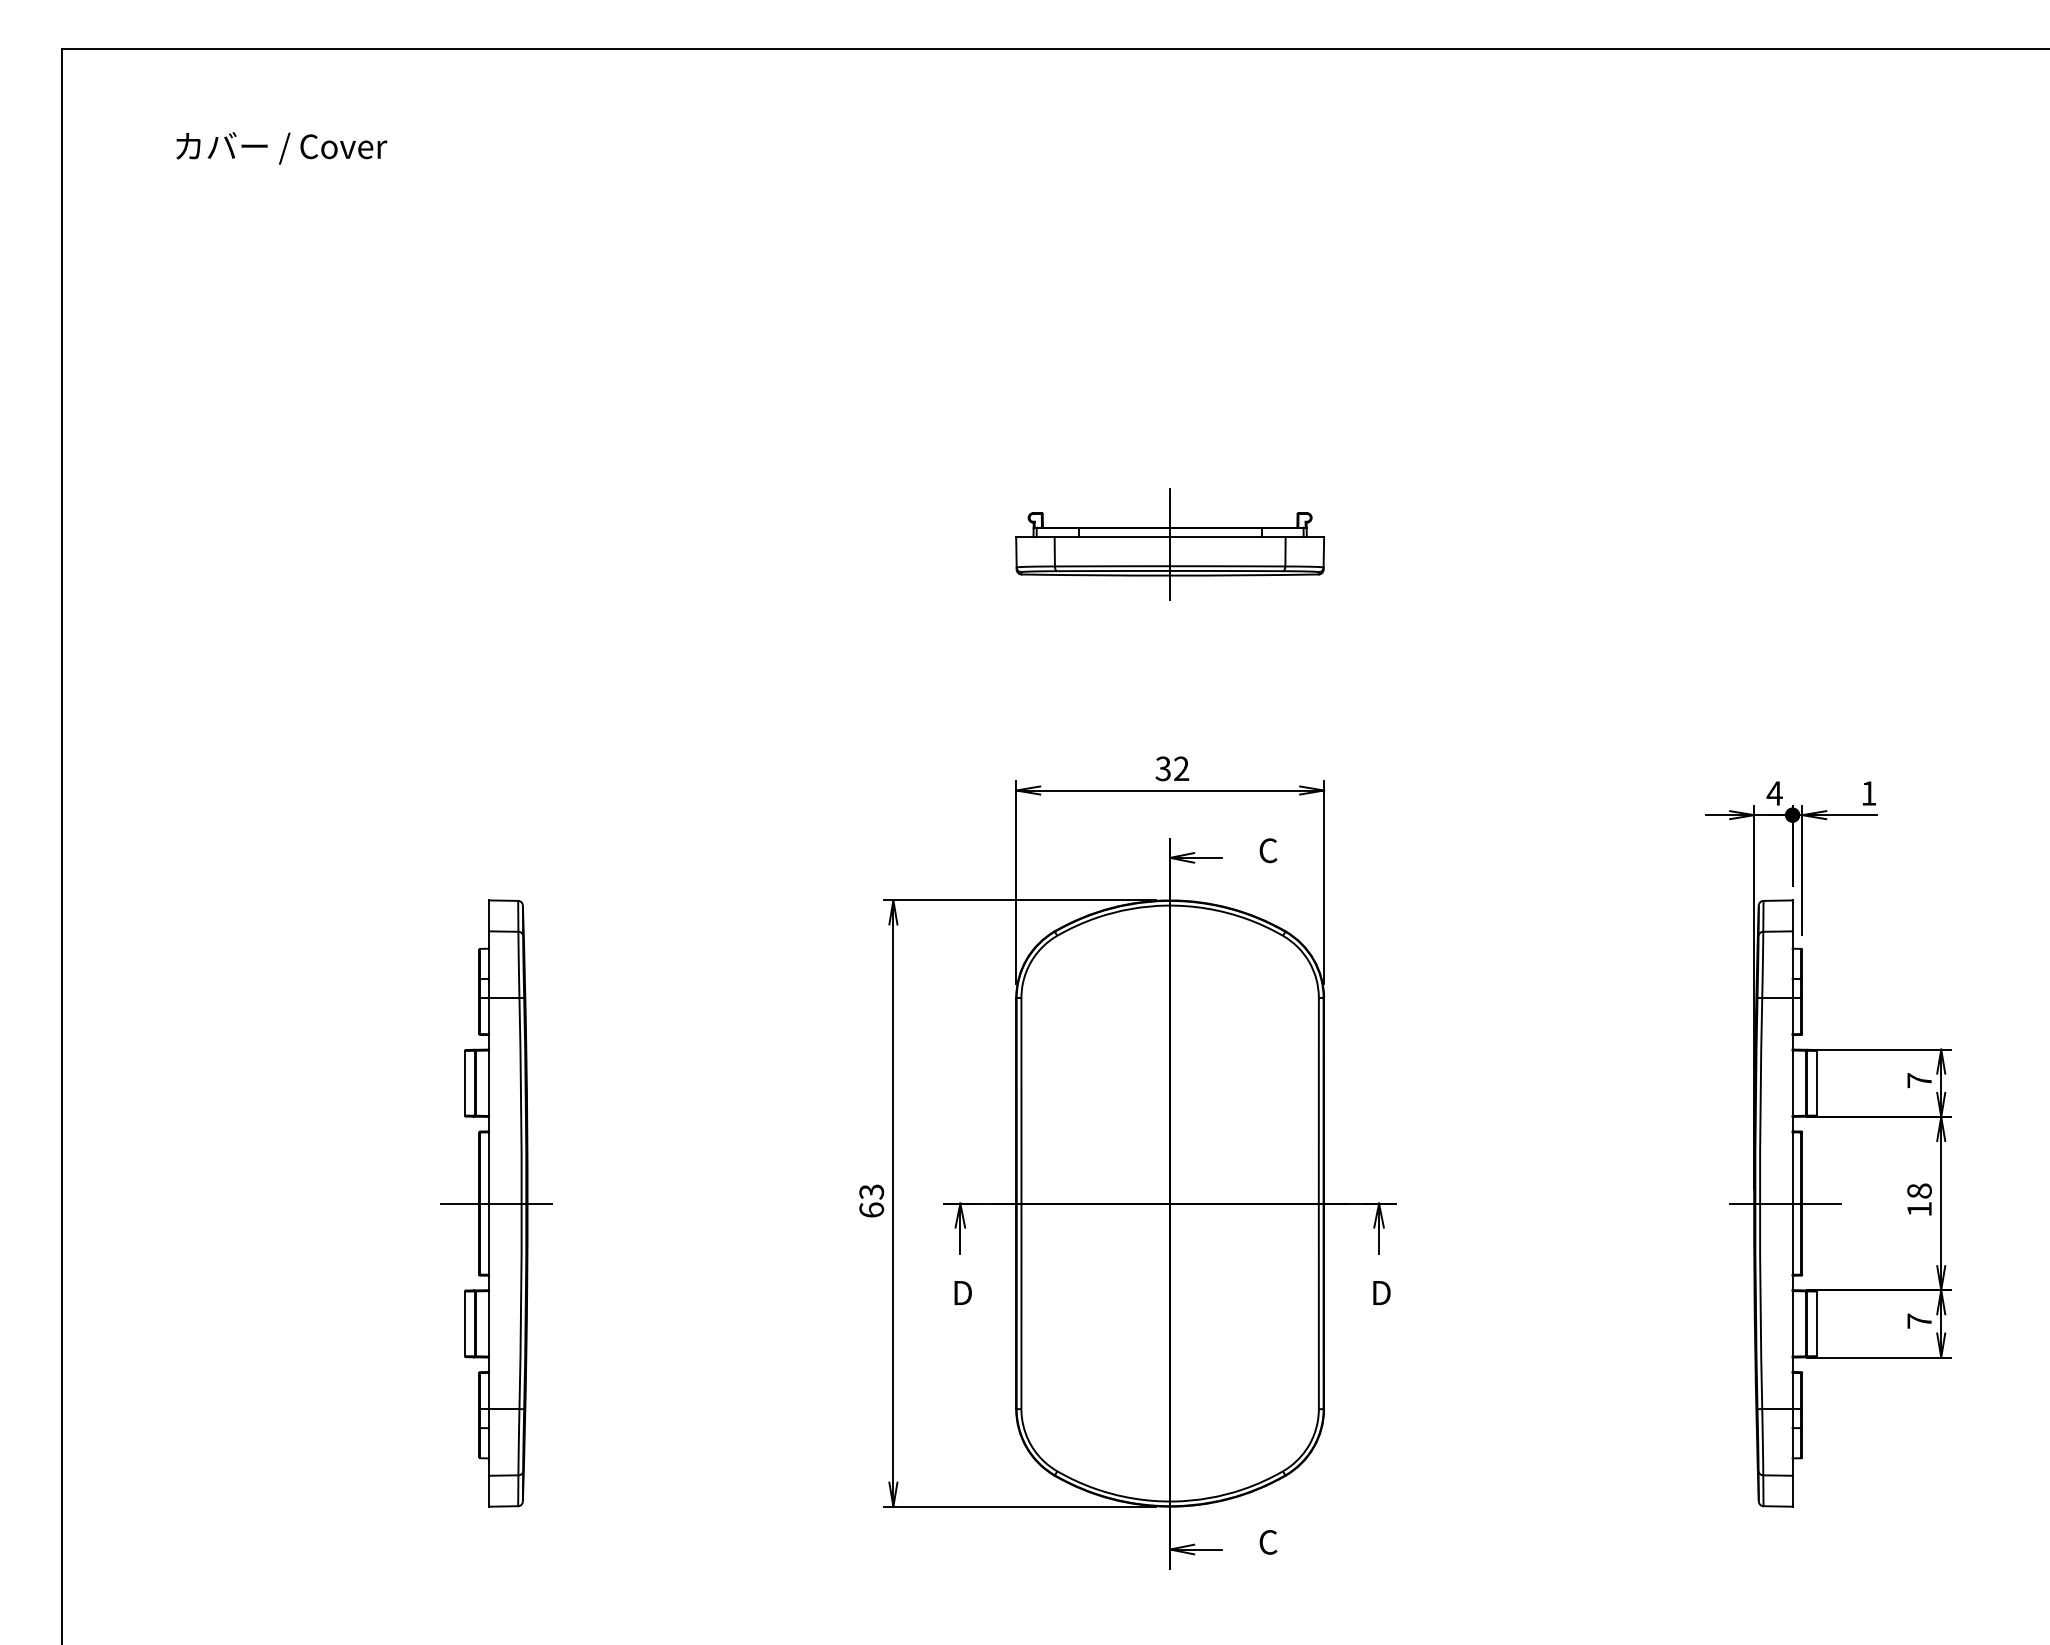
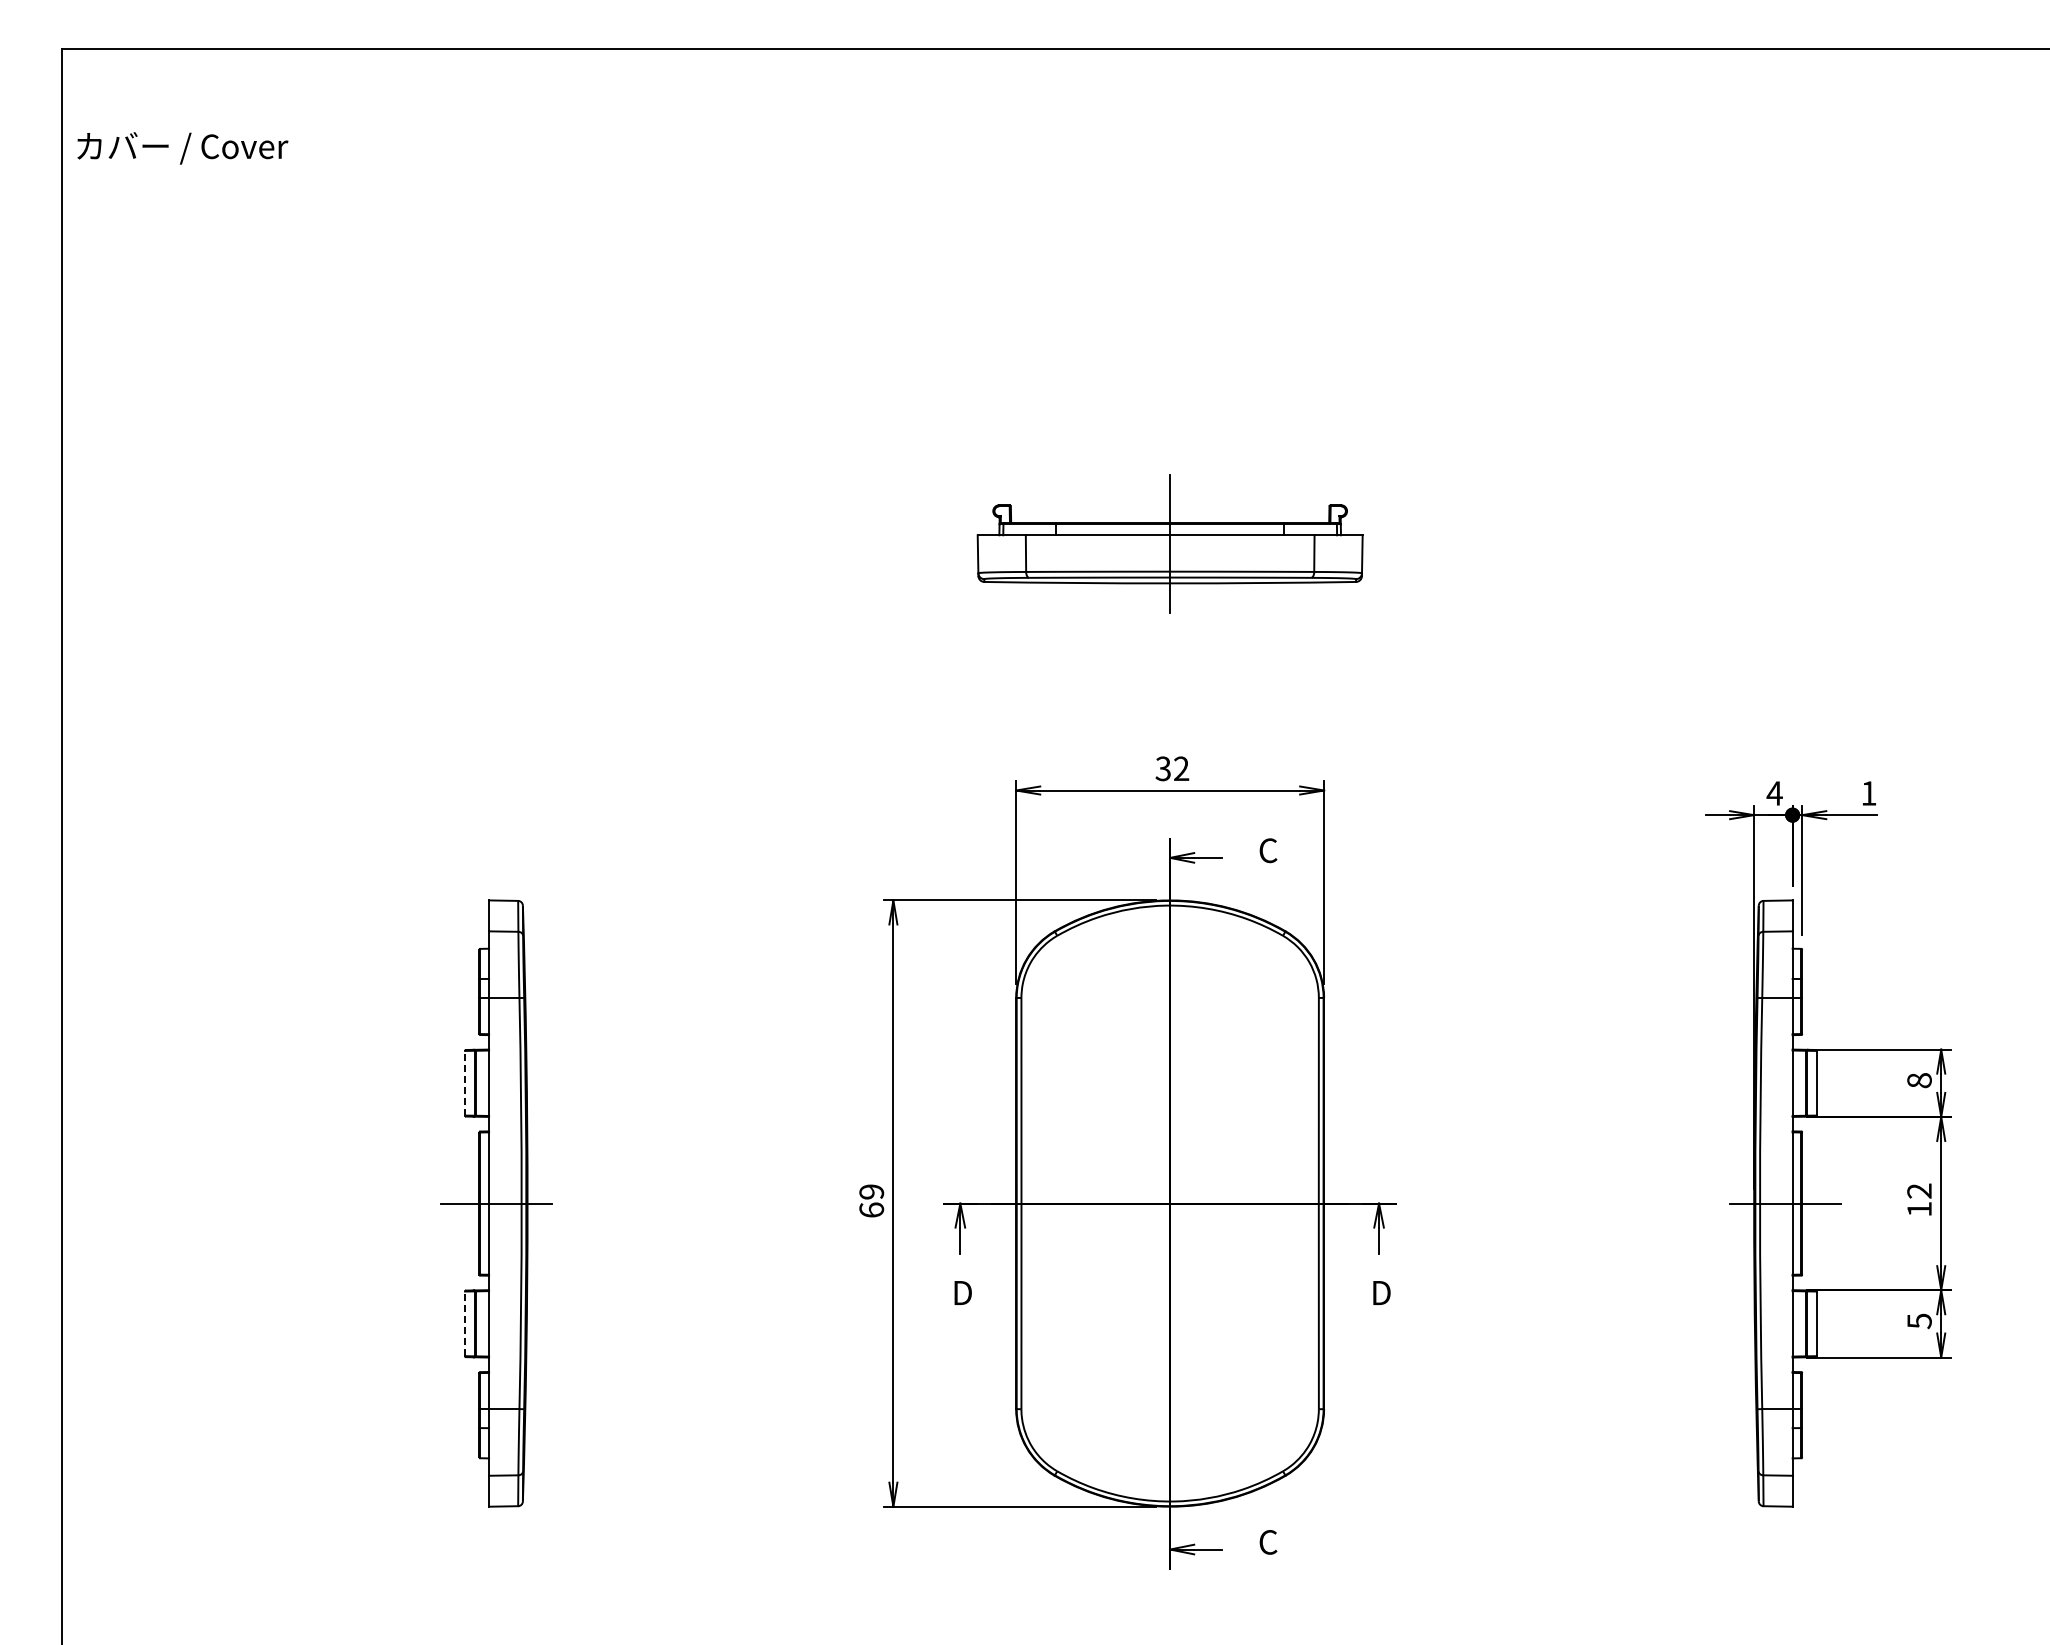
text position: (281, 148) -> (182, 148) (182, 148)
part size: 310x113 px -> 388x140 px (1169, 543)
text: 7 -> 8 (1919, 1080)
line: solid -> dashed (465, 1082)
text: 18 -> 12 (1919, 1190)
text: 63 -> 69 (871, 1191)
text: 7 -> 5 (1919, 1321)
line: solid -> dashed (465, 1323)
